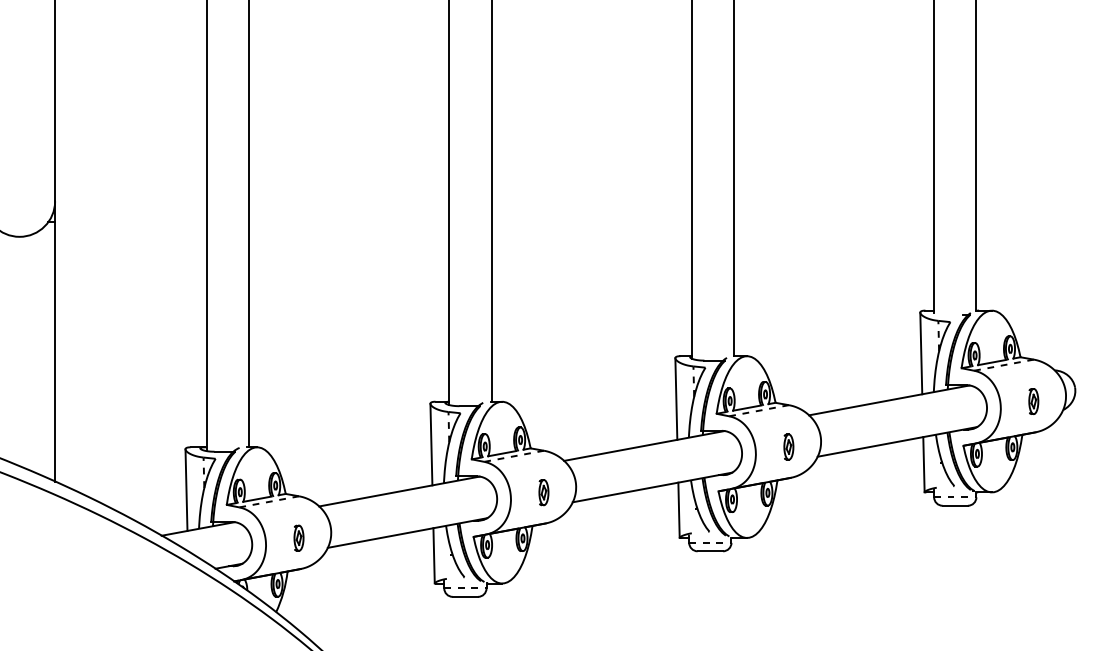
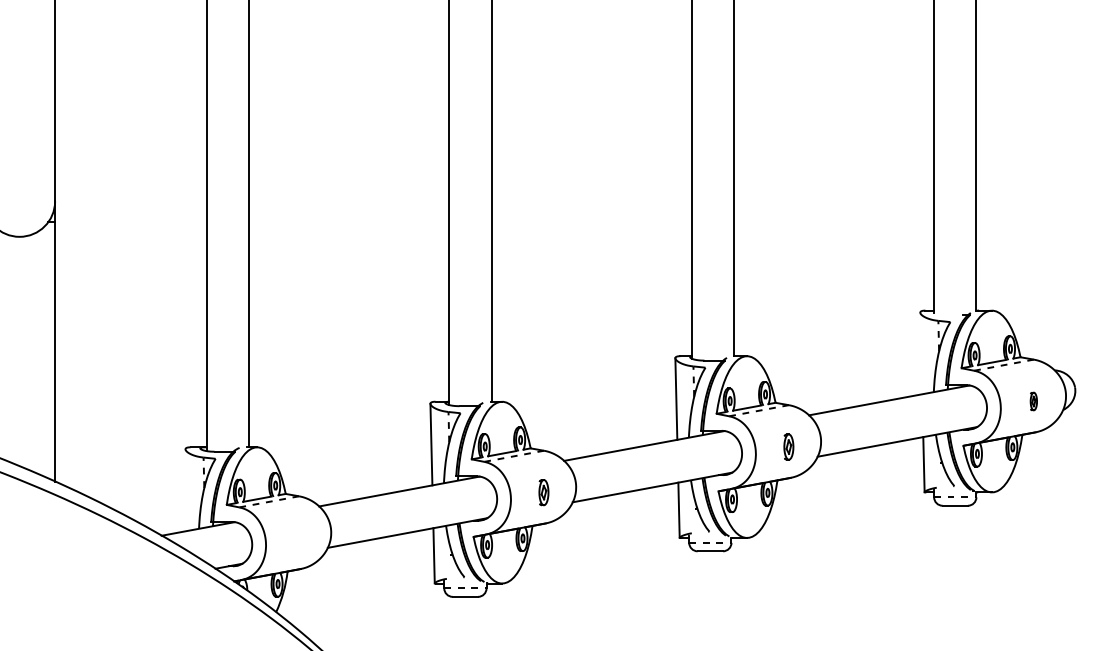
line: present -> none (921, 353)
part size: 12x27 px -> 9x21 px (1033, 401)
line: present -> none (186, 489)
part: present -> none (298, 537)
